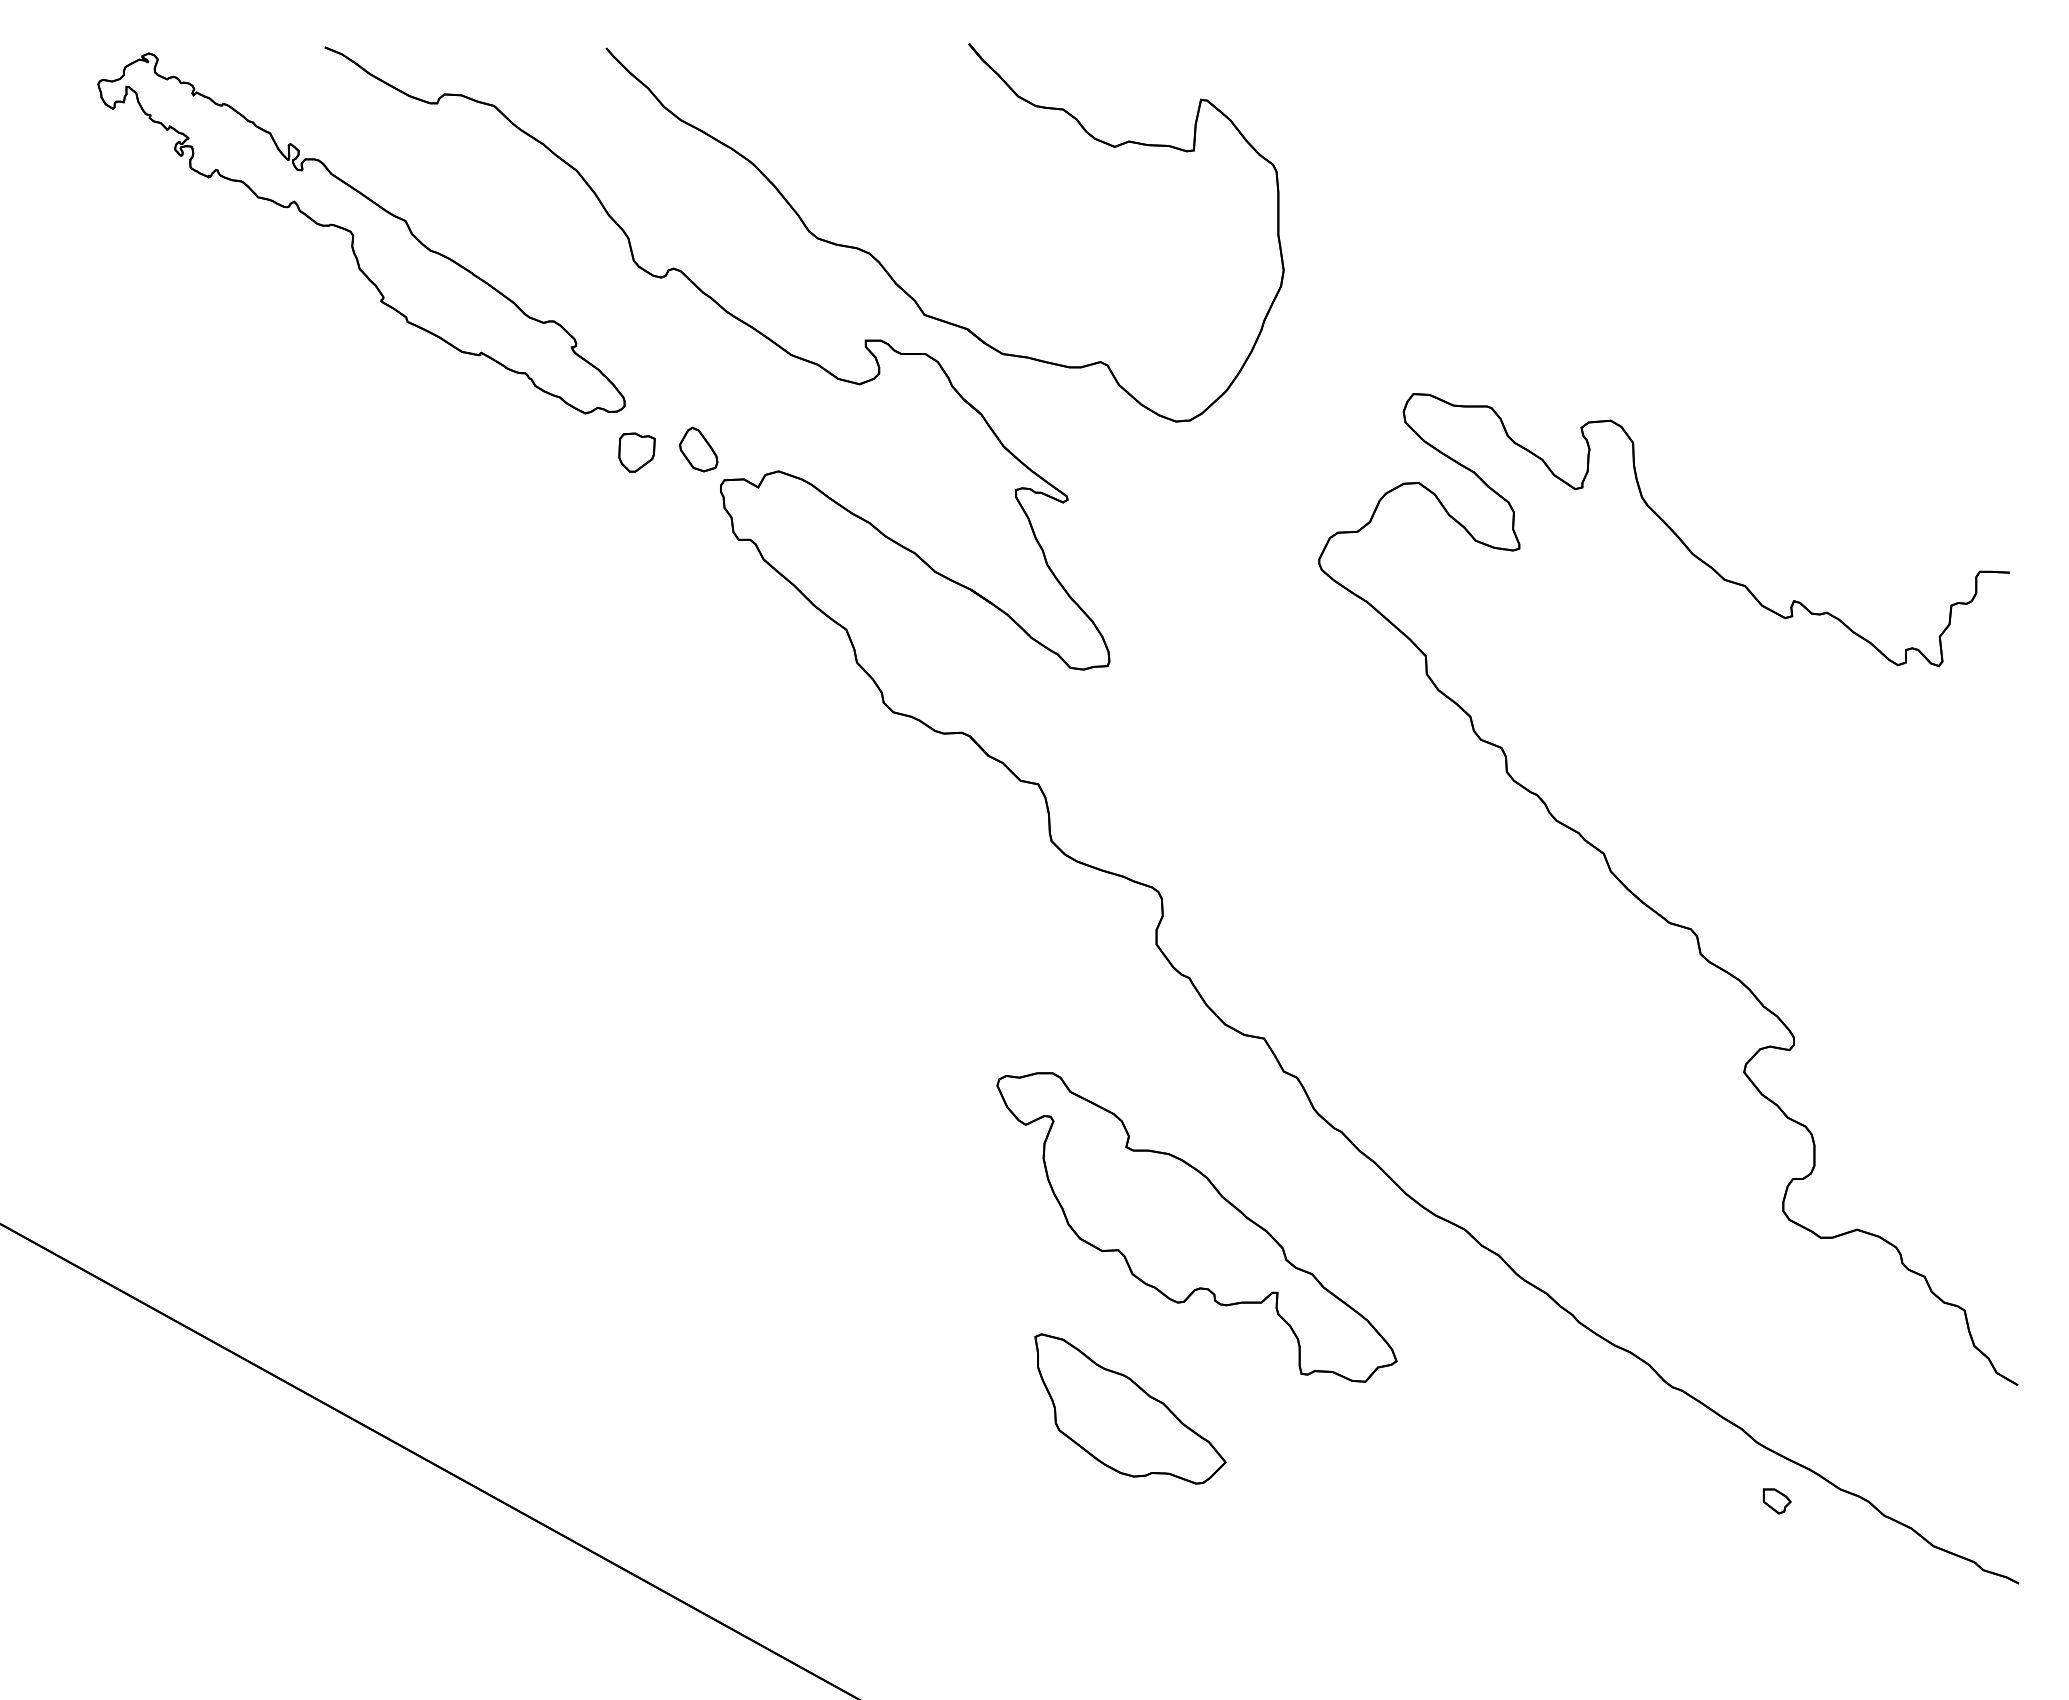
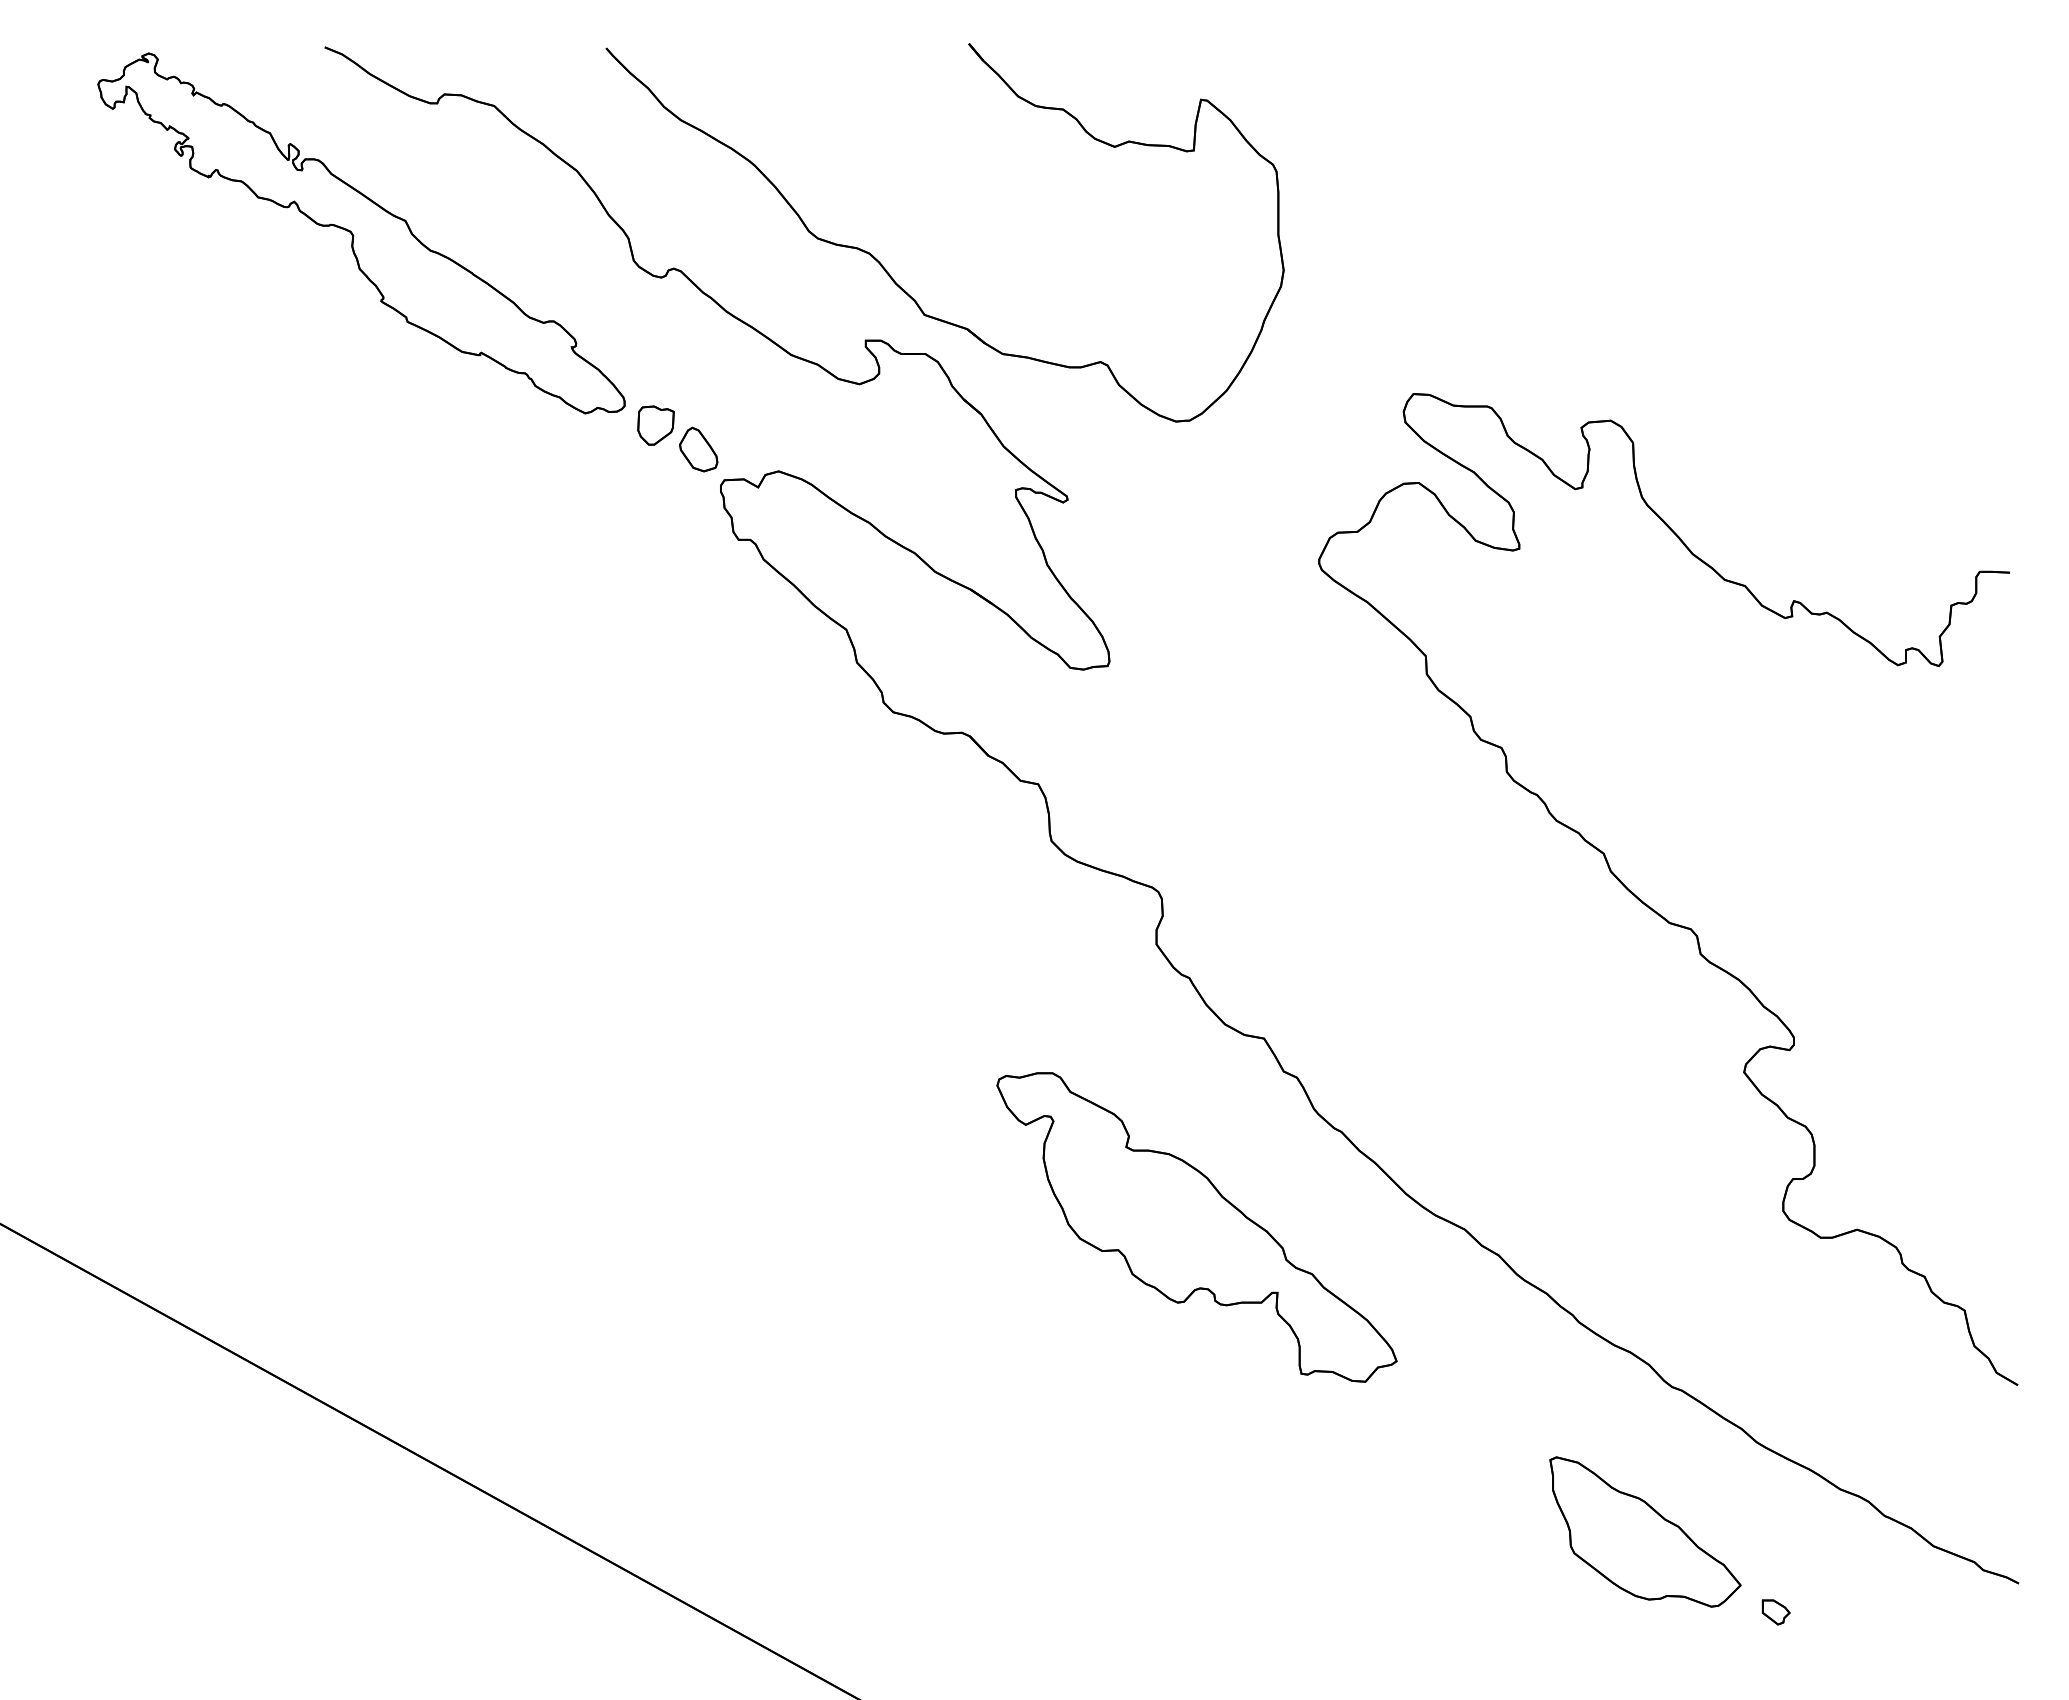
part position: (636, 452) -> (655, 425) (655, 425)
part position: (1130, 1408) -> (1645, 1531) (1645, 1531)
part position: (1776, 1501) -> (1775, 1612) (1775, 1612)
